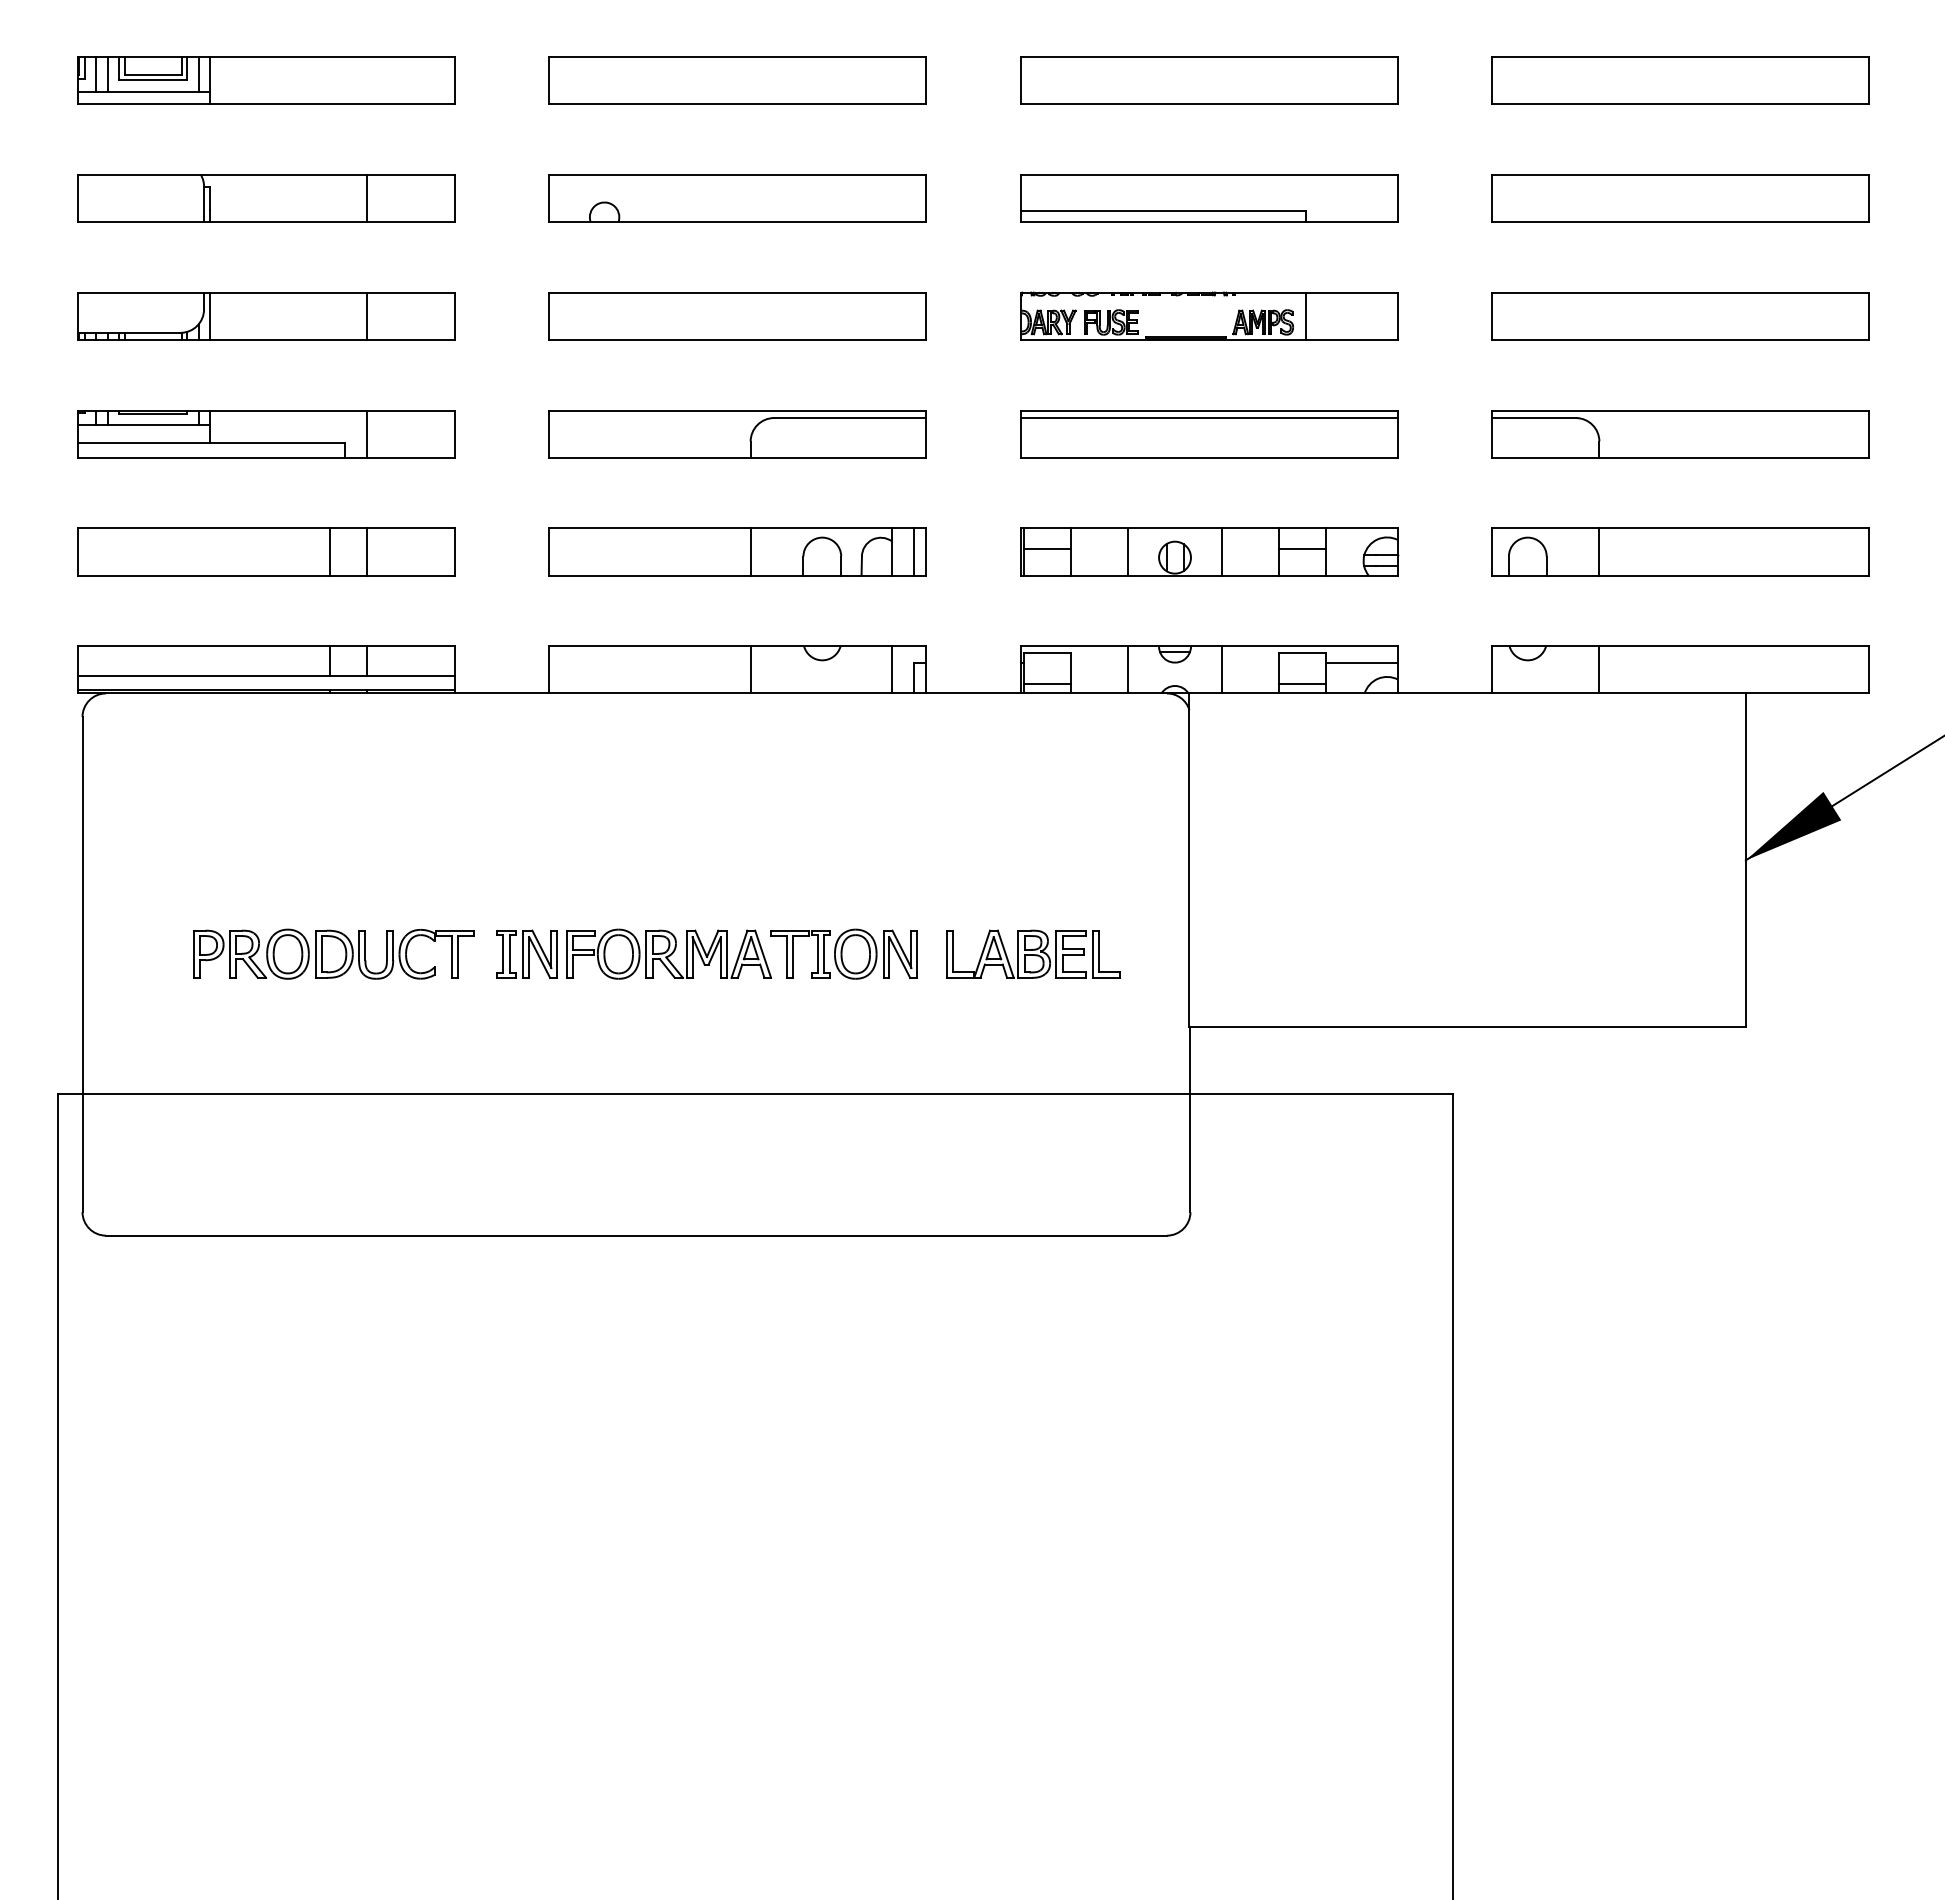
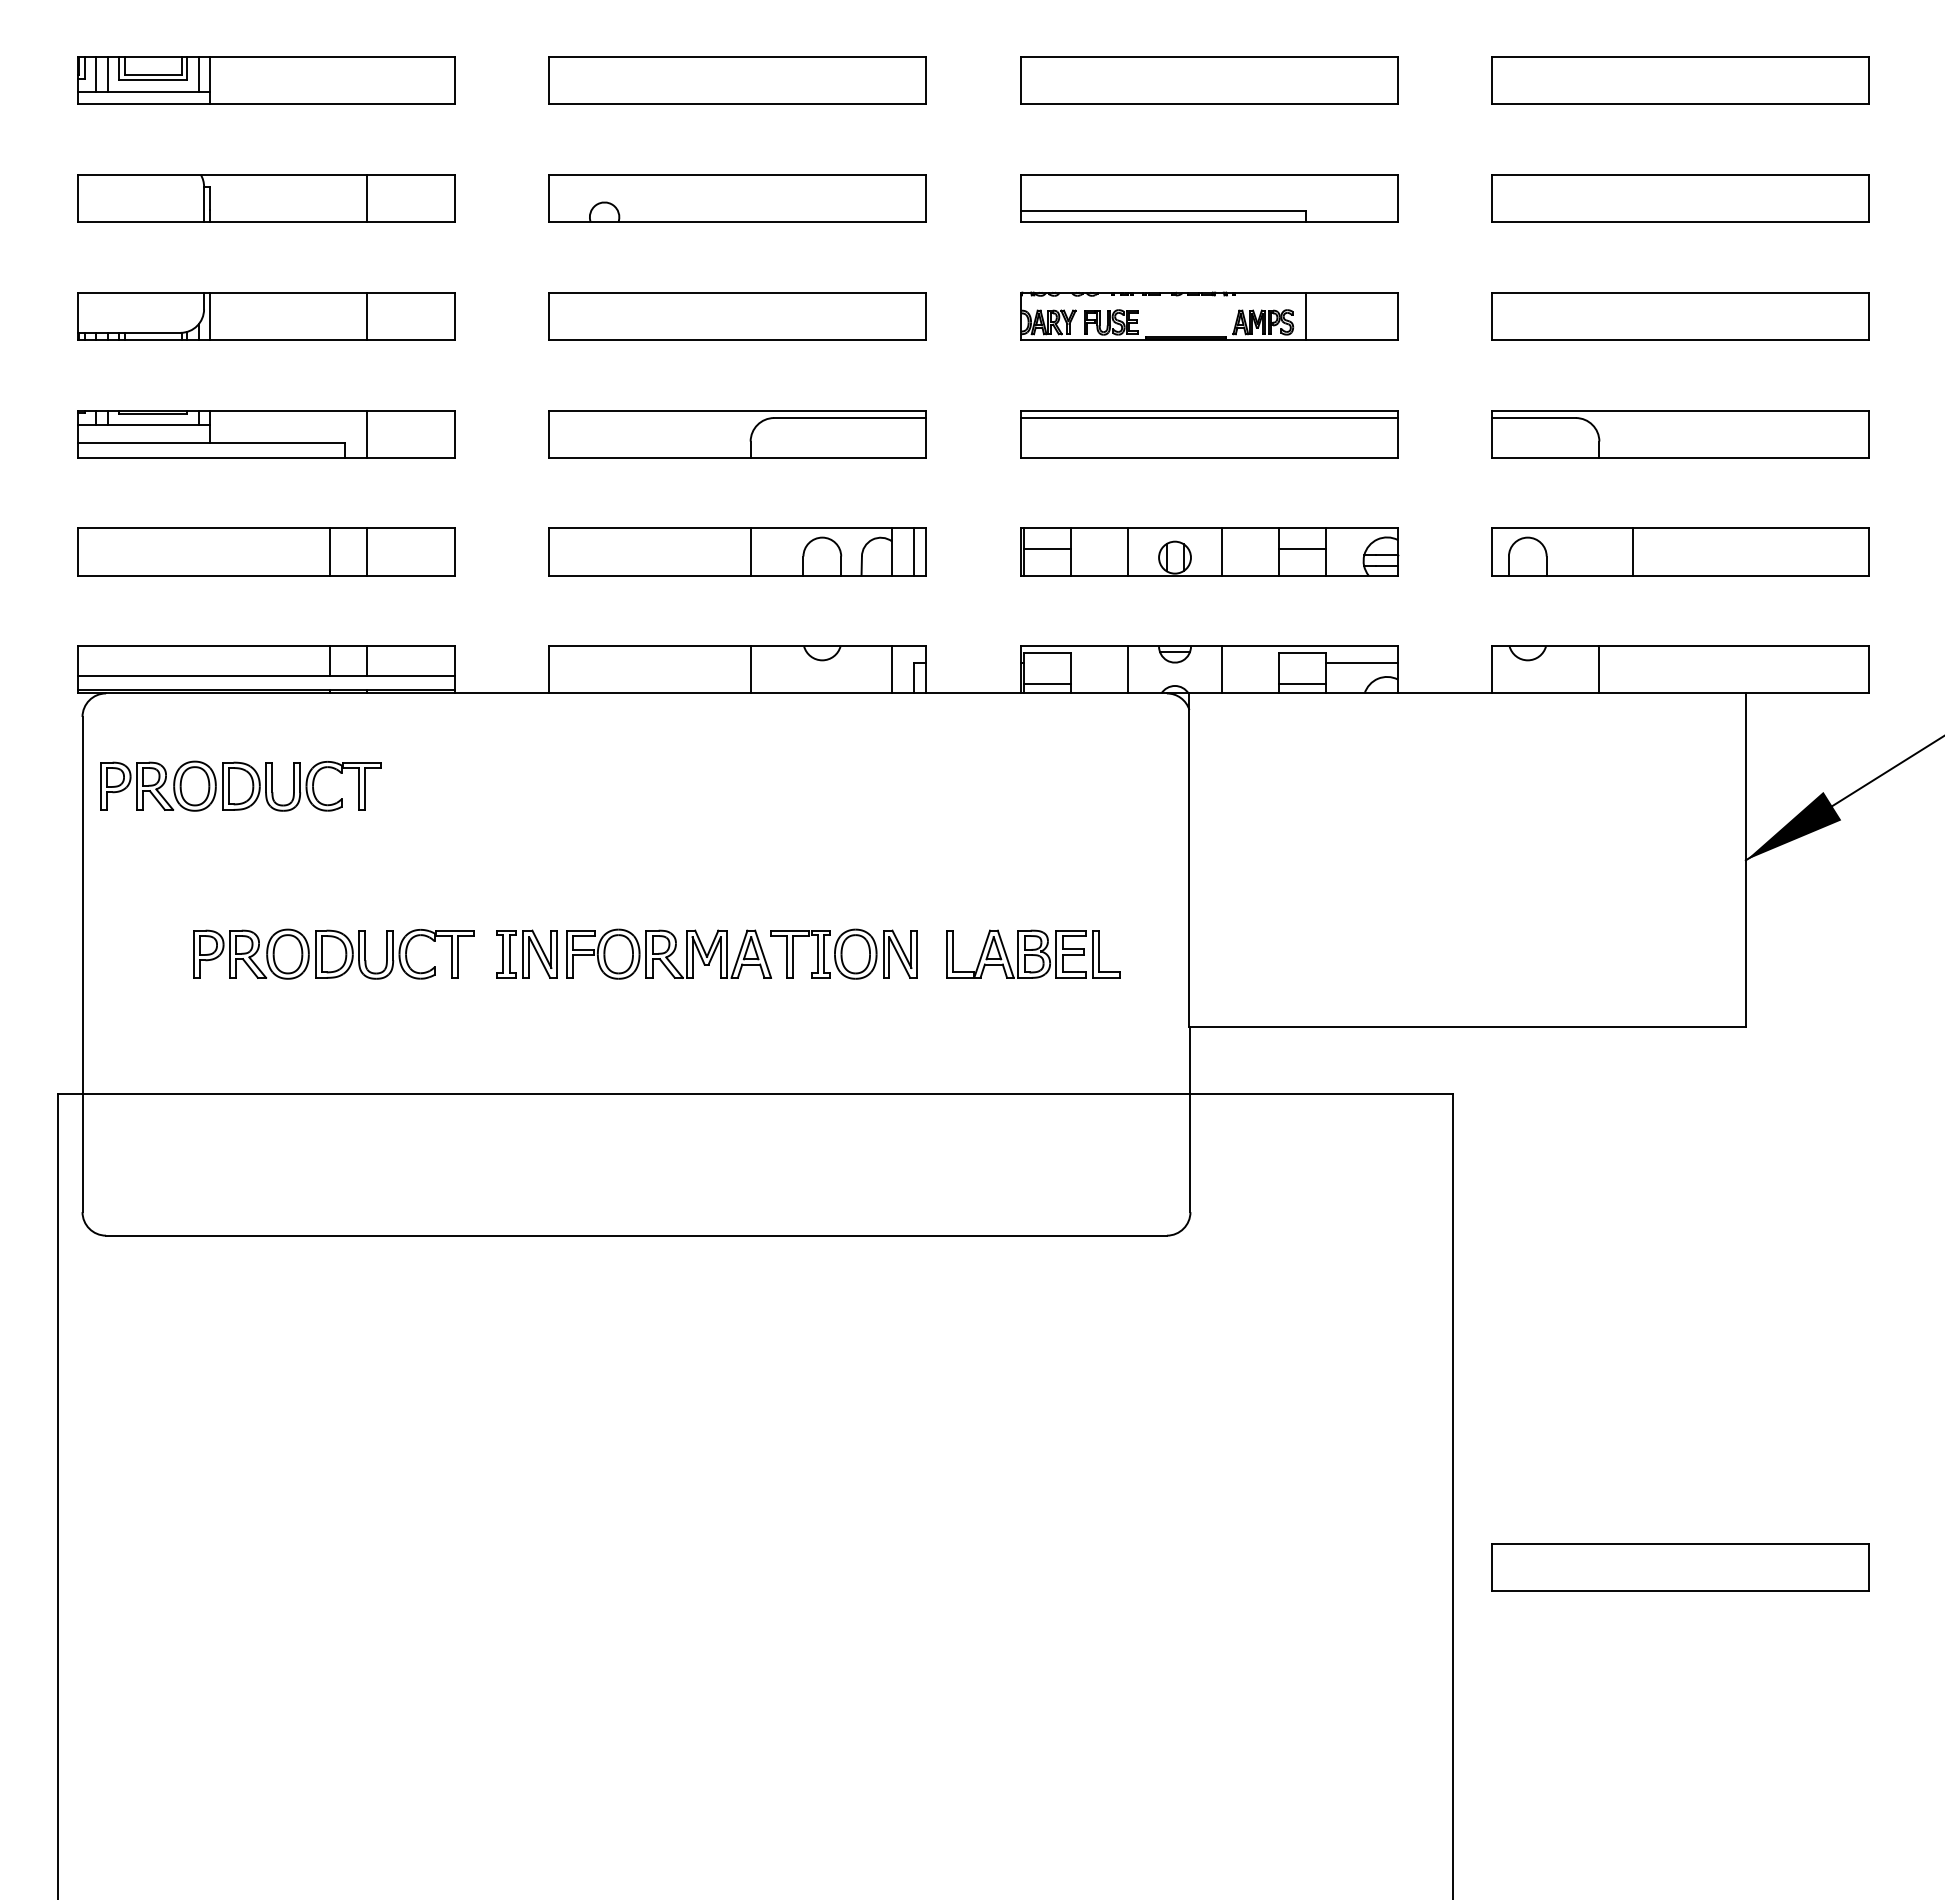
line position: (1599, 551) -> (1633, 551) (1633, 551)
part: none -> present (240, 785)
part: none -> present (1680, 1567)
